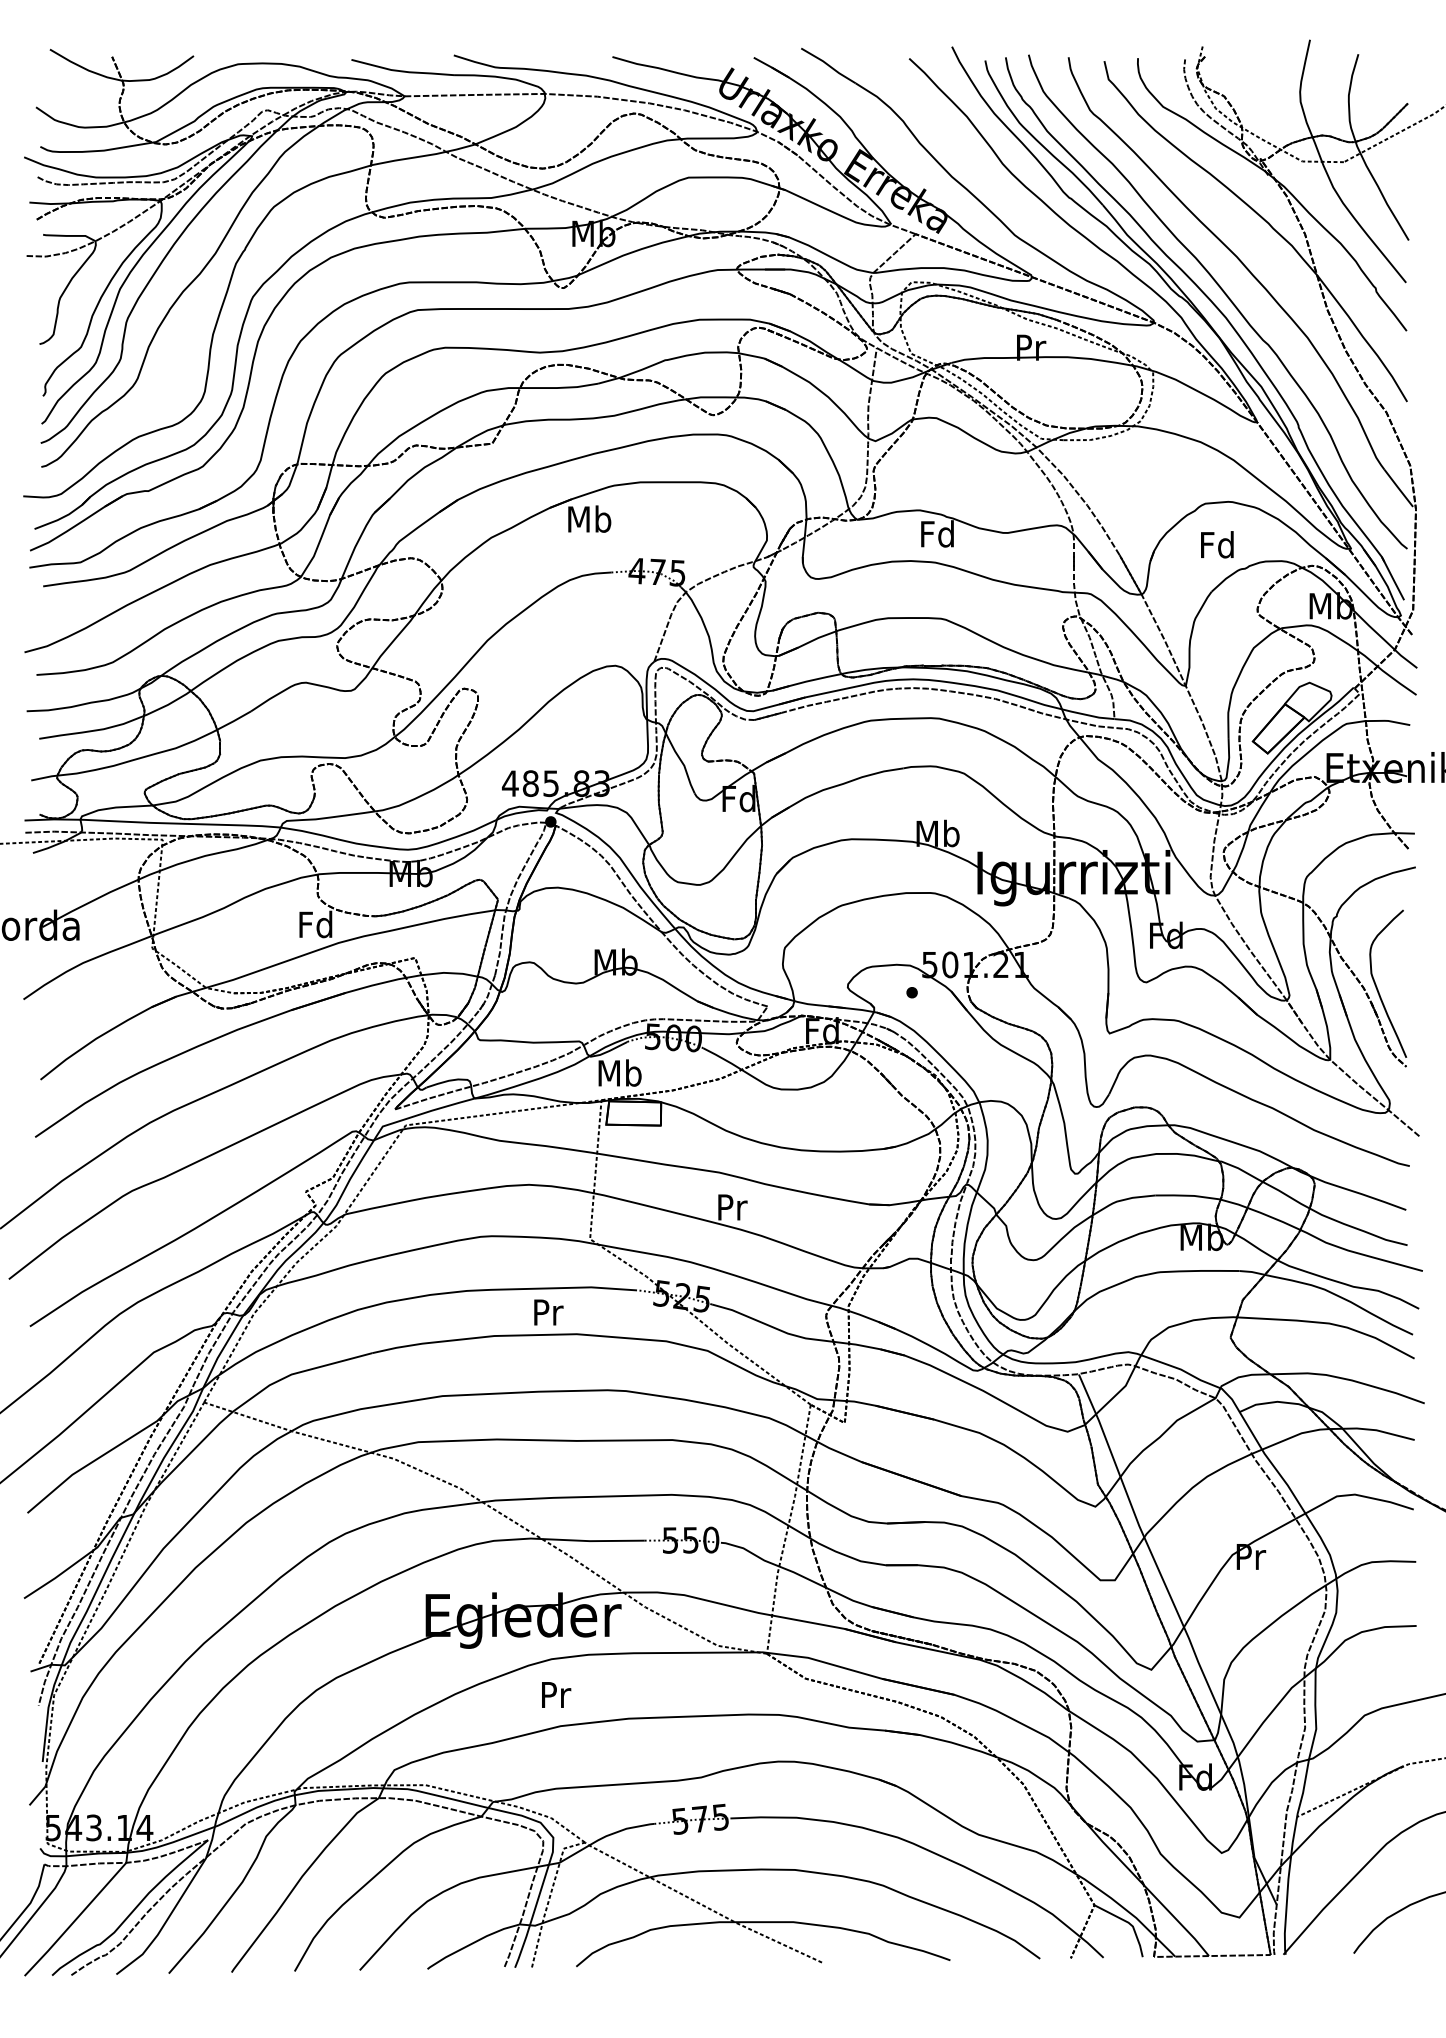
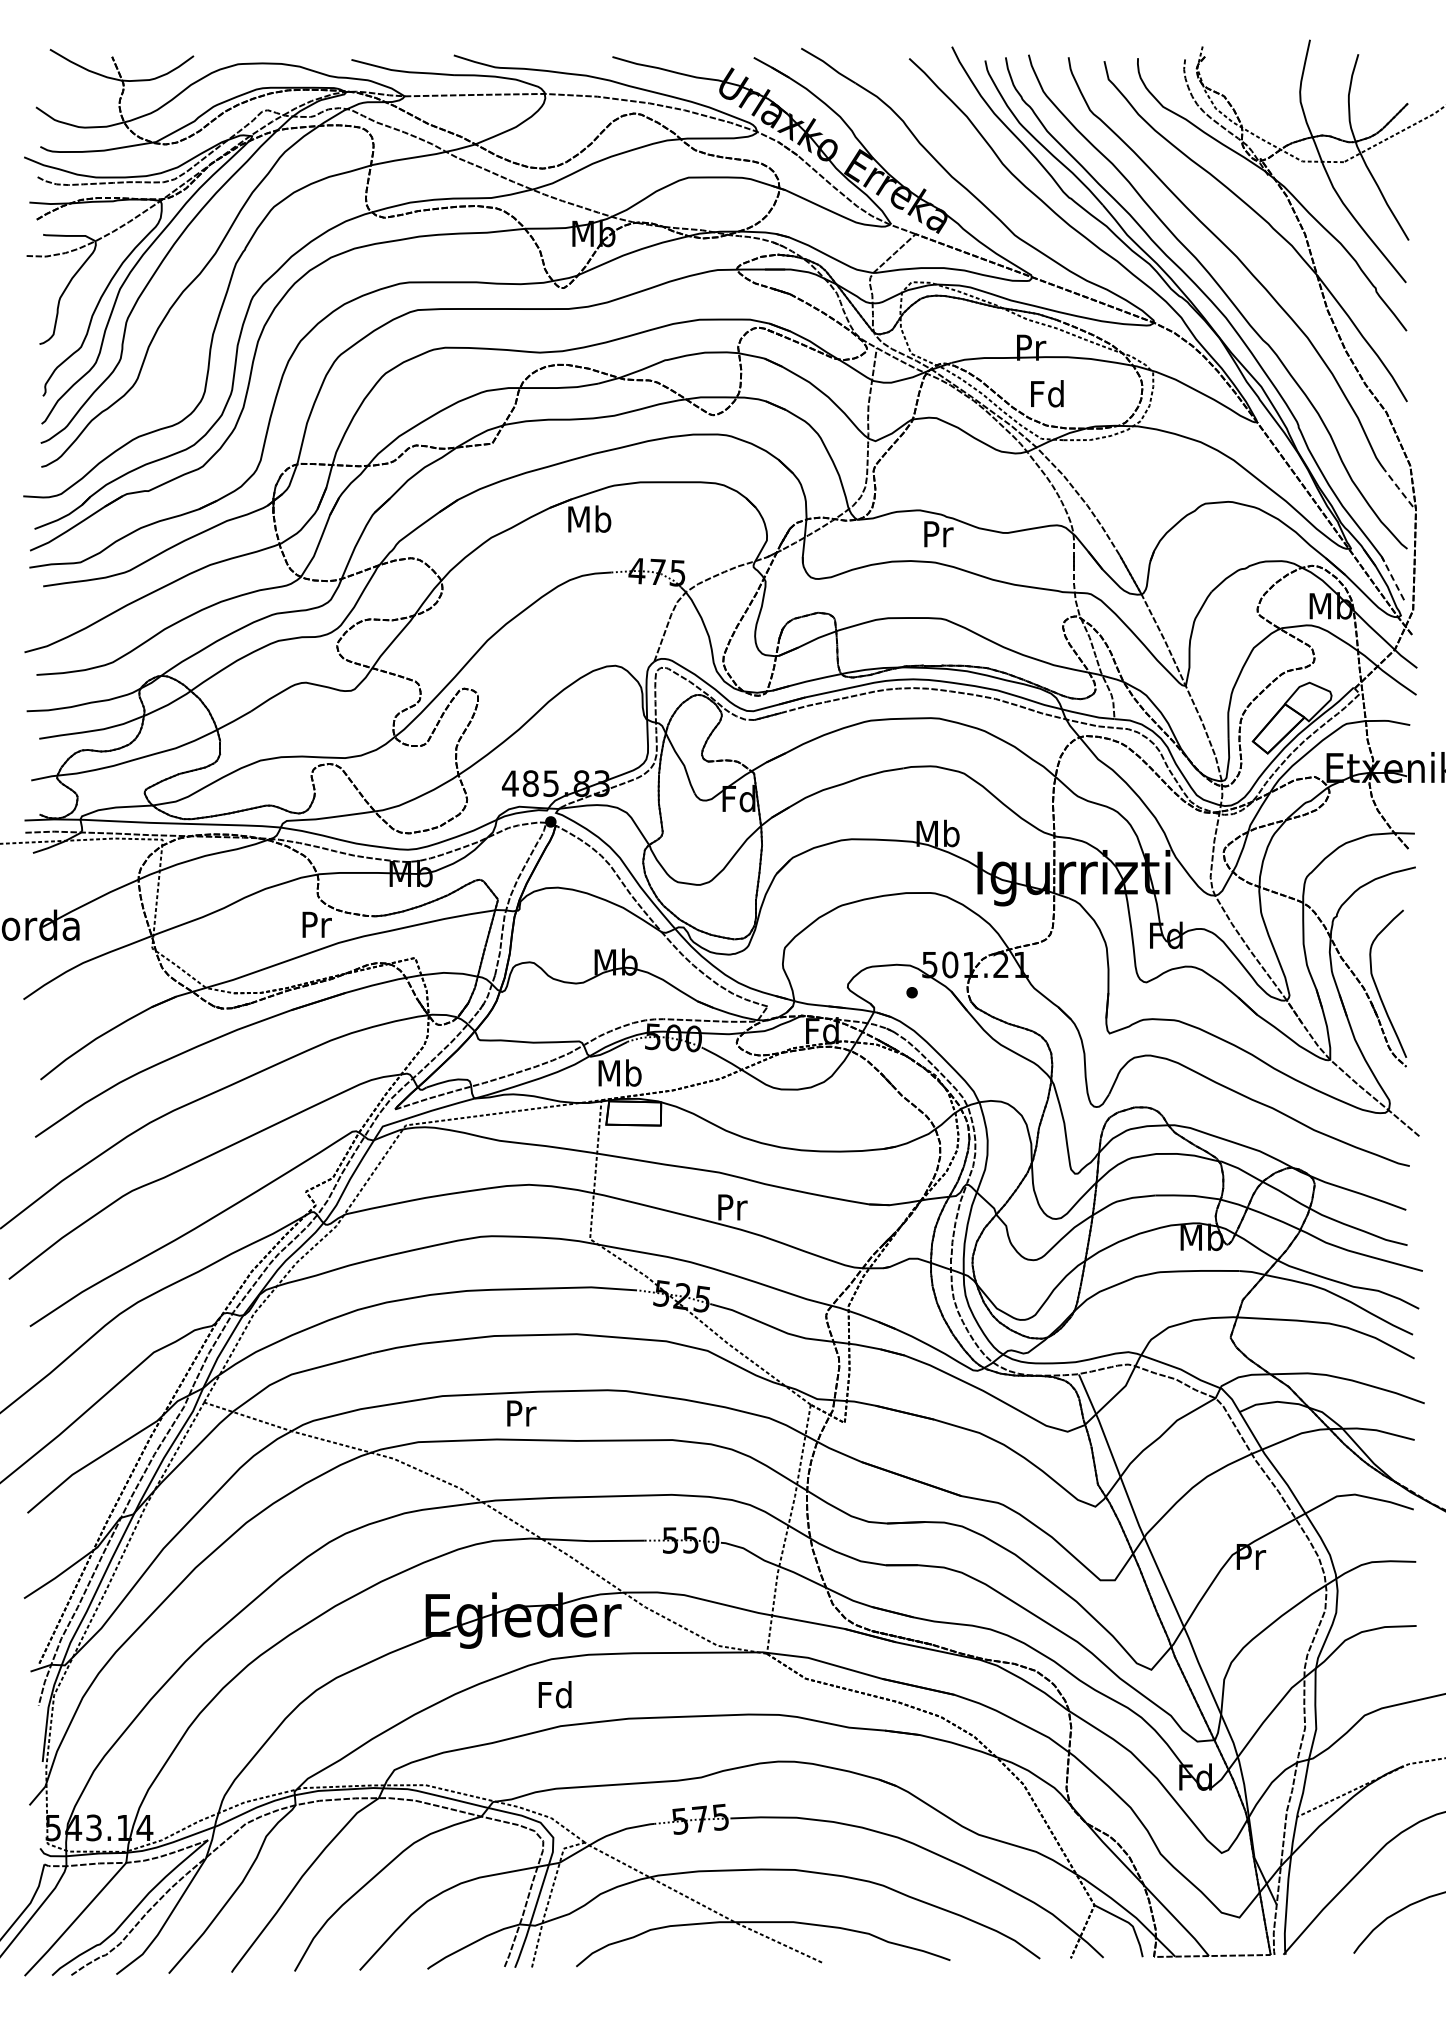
line: solid -> dashed (1398, 488)
text: Fd -> Pr (937, 533)
text position: (1217, 544) -> (1047, 393) (1047, 393)
line: solid -> dashed (1392, 578)
text: Fd -> Pr (315, 924)
text position: (548, 1312) -> (521, 1413) (521, 1413)
text: Pr -> Fd (554, 1694)
